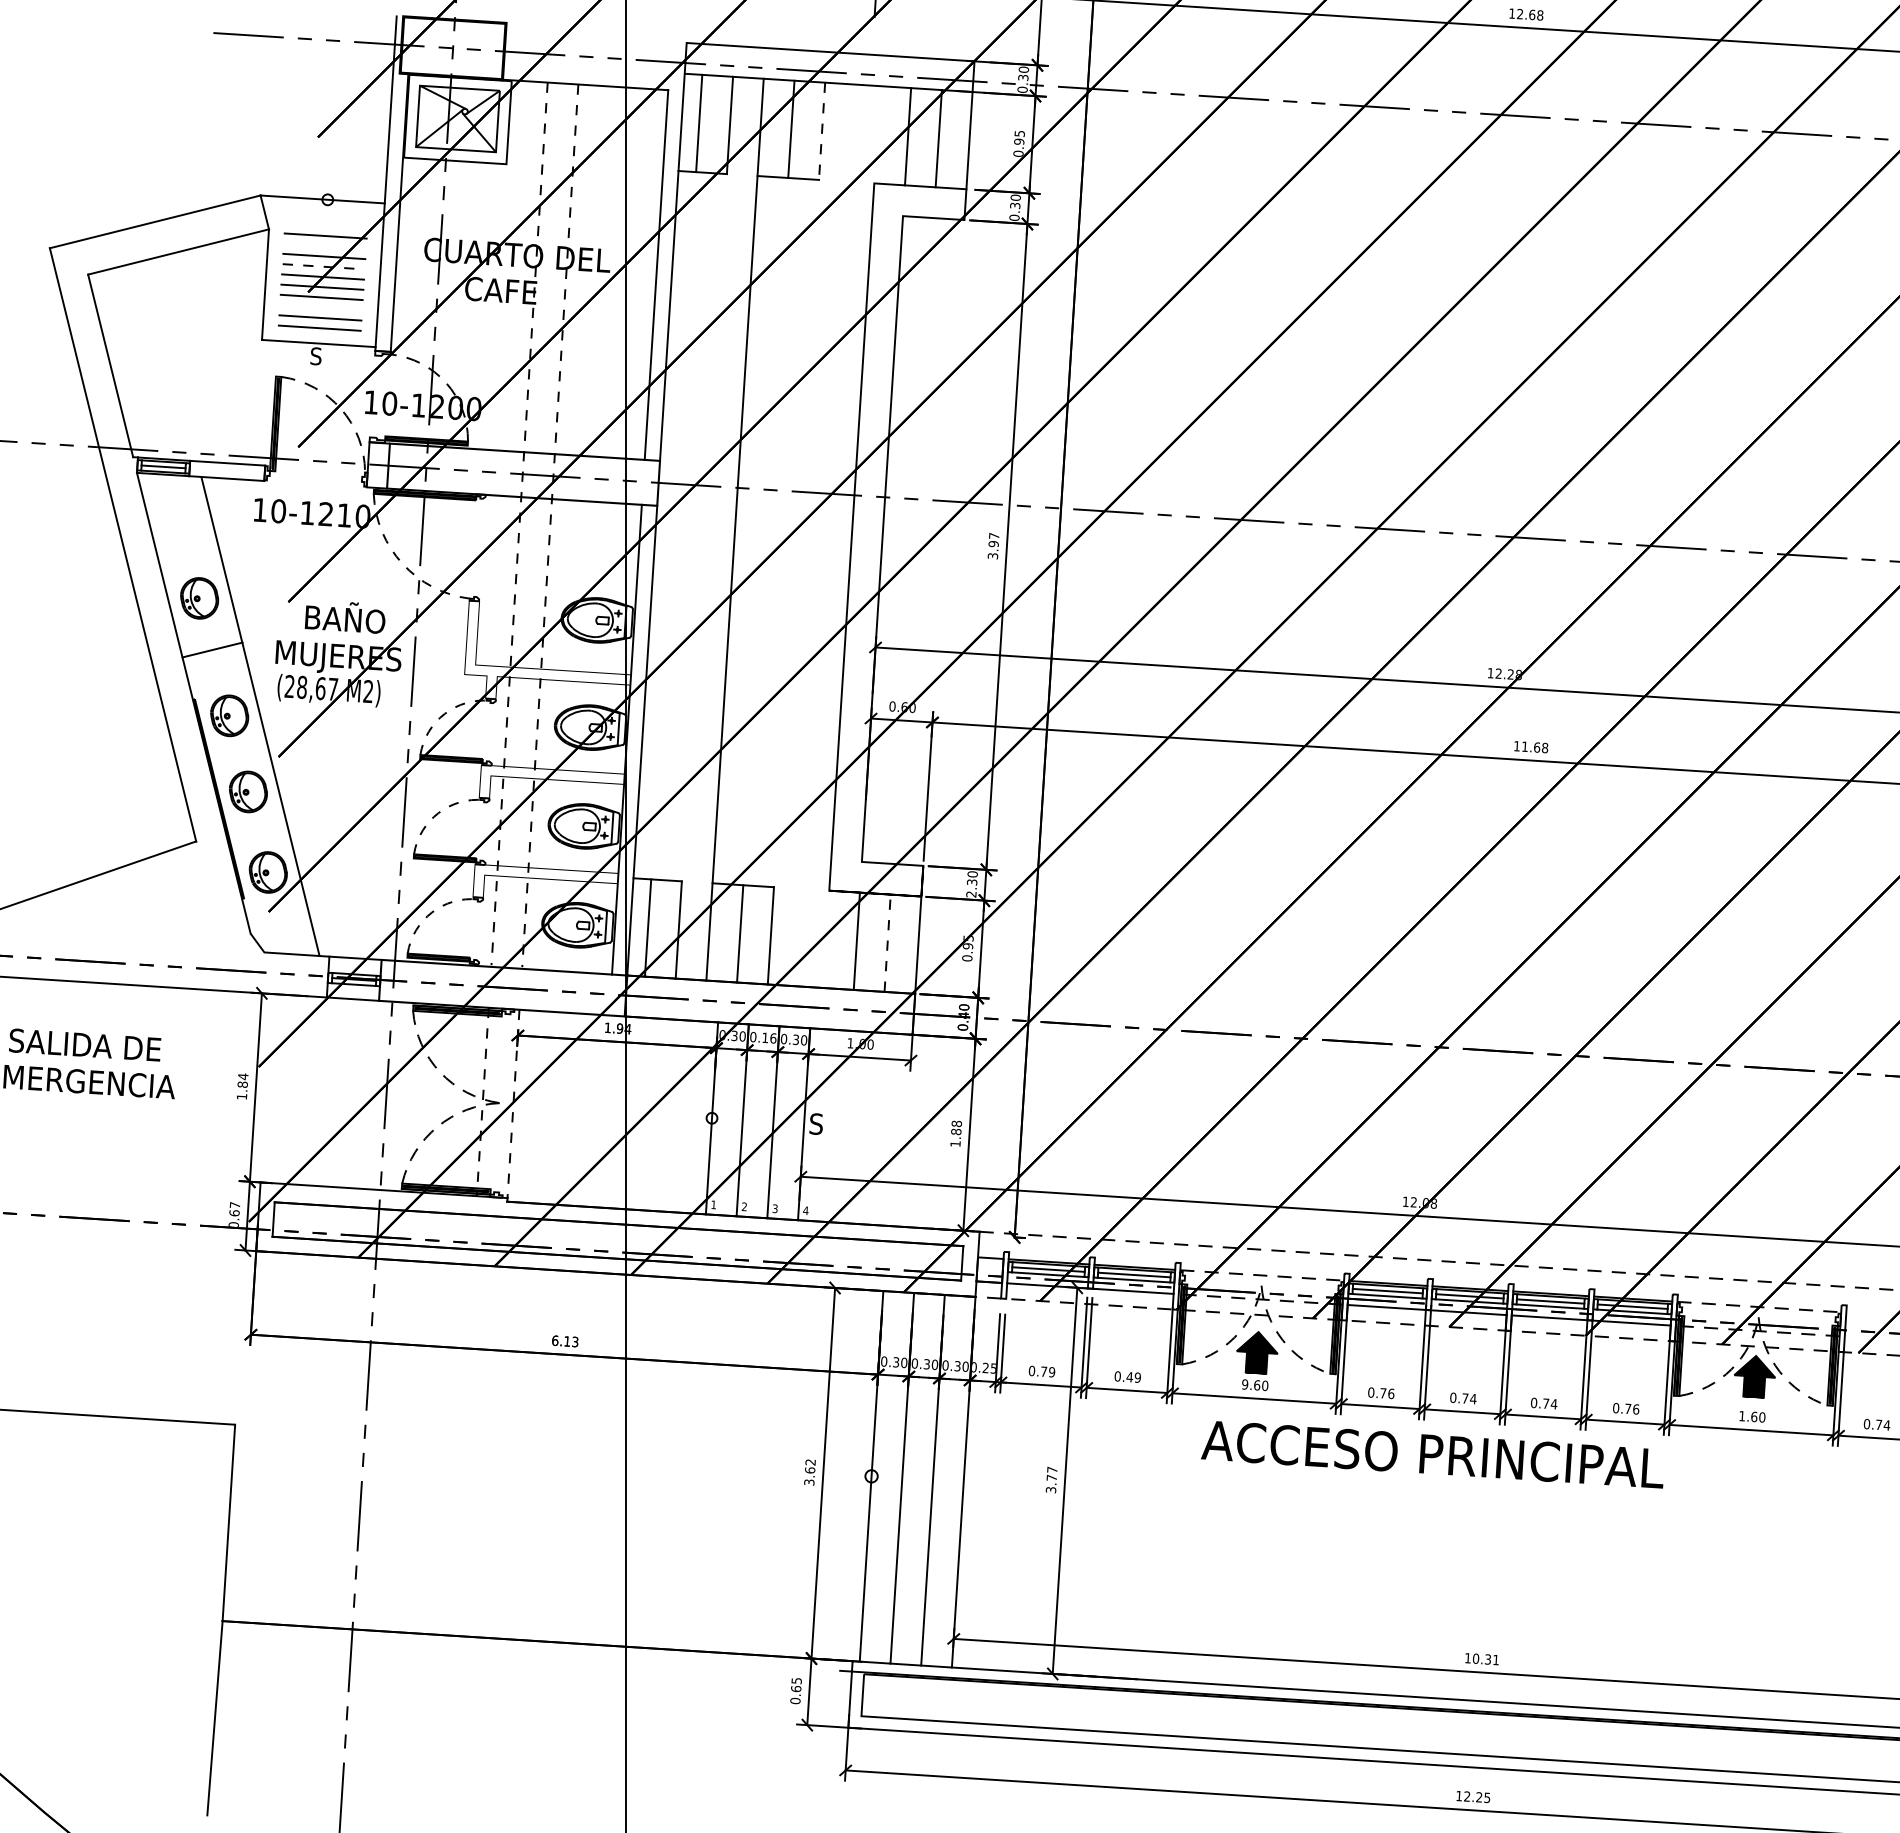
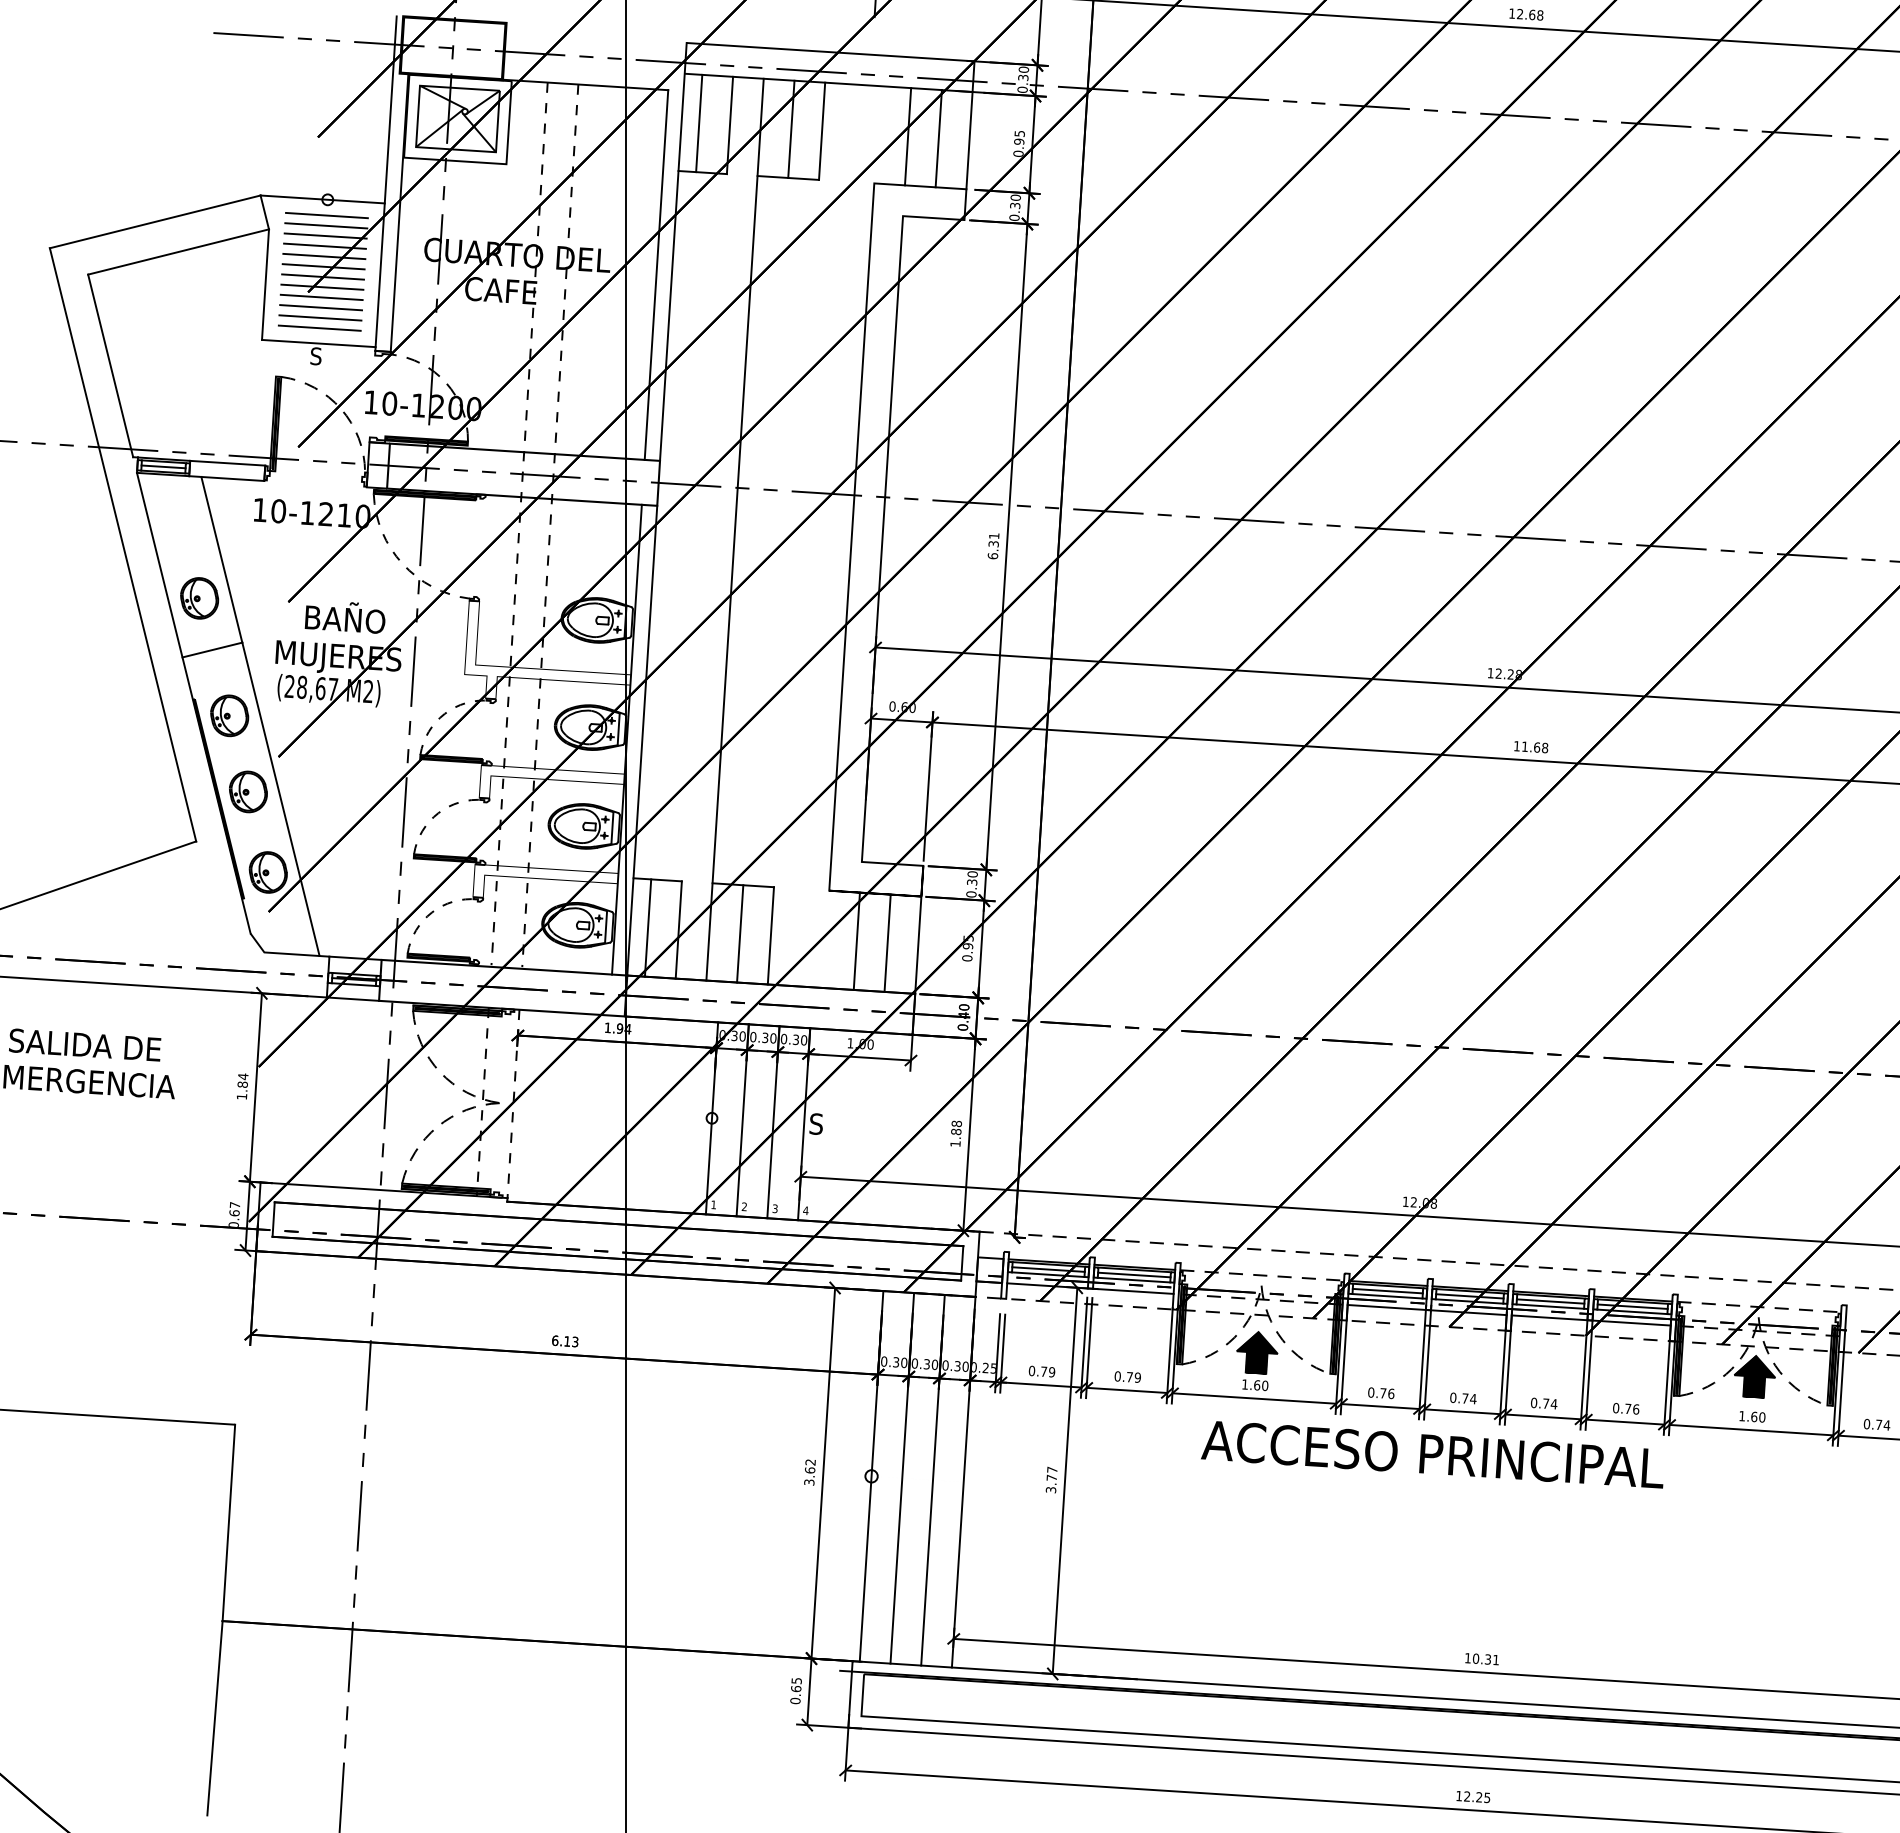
line: dashed -> solid (822, 131)
line: none -> present (326, 215)
line: none -> present (326, 225)
line: none -> present (324, 245)
line: dashed -> solid (324, 266)
line: none -> present (321, 307)
text: 3.97 -> 6.31 (993, 545)
text: 2.30 -> 0.30 (971, 894)
line: dashed -> solid (887, 943)
text: 0.16 -> 0.30 (769, 1037)
text: 0.49 -> 0.79 (1129, 1377)
text: 9.60 -> 1.60 (1245, 1384)
